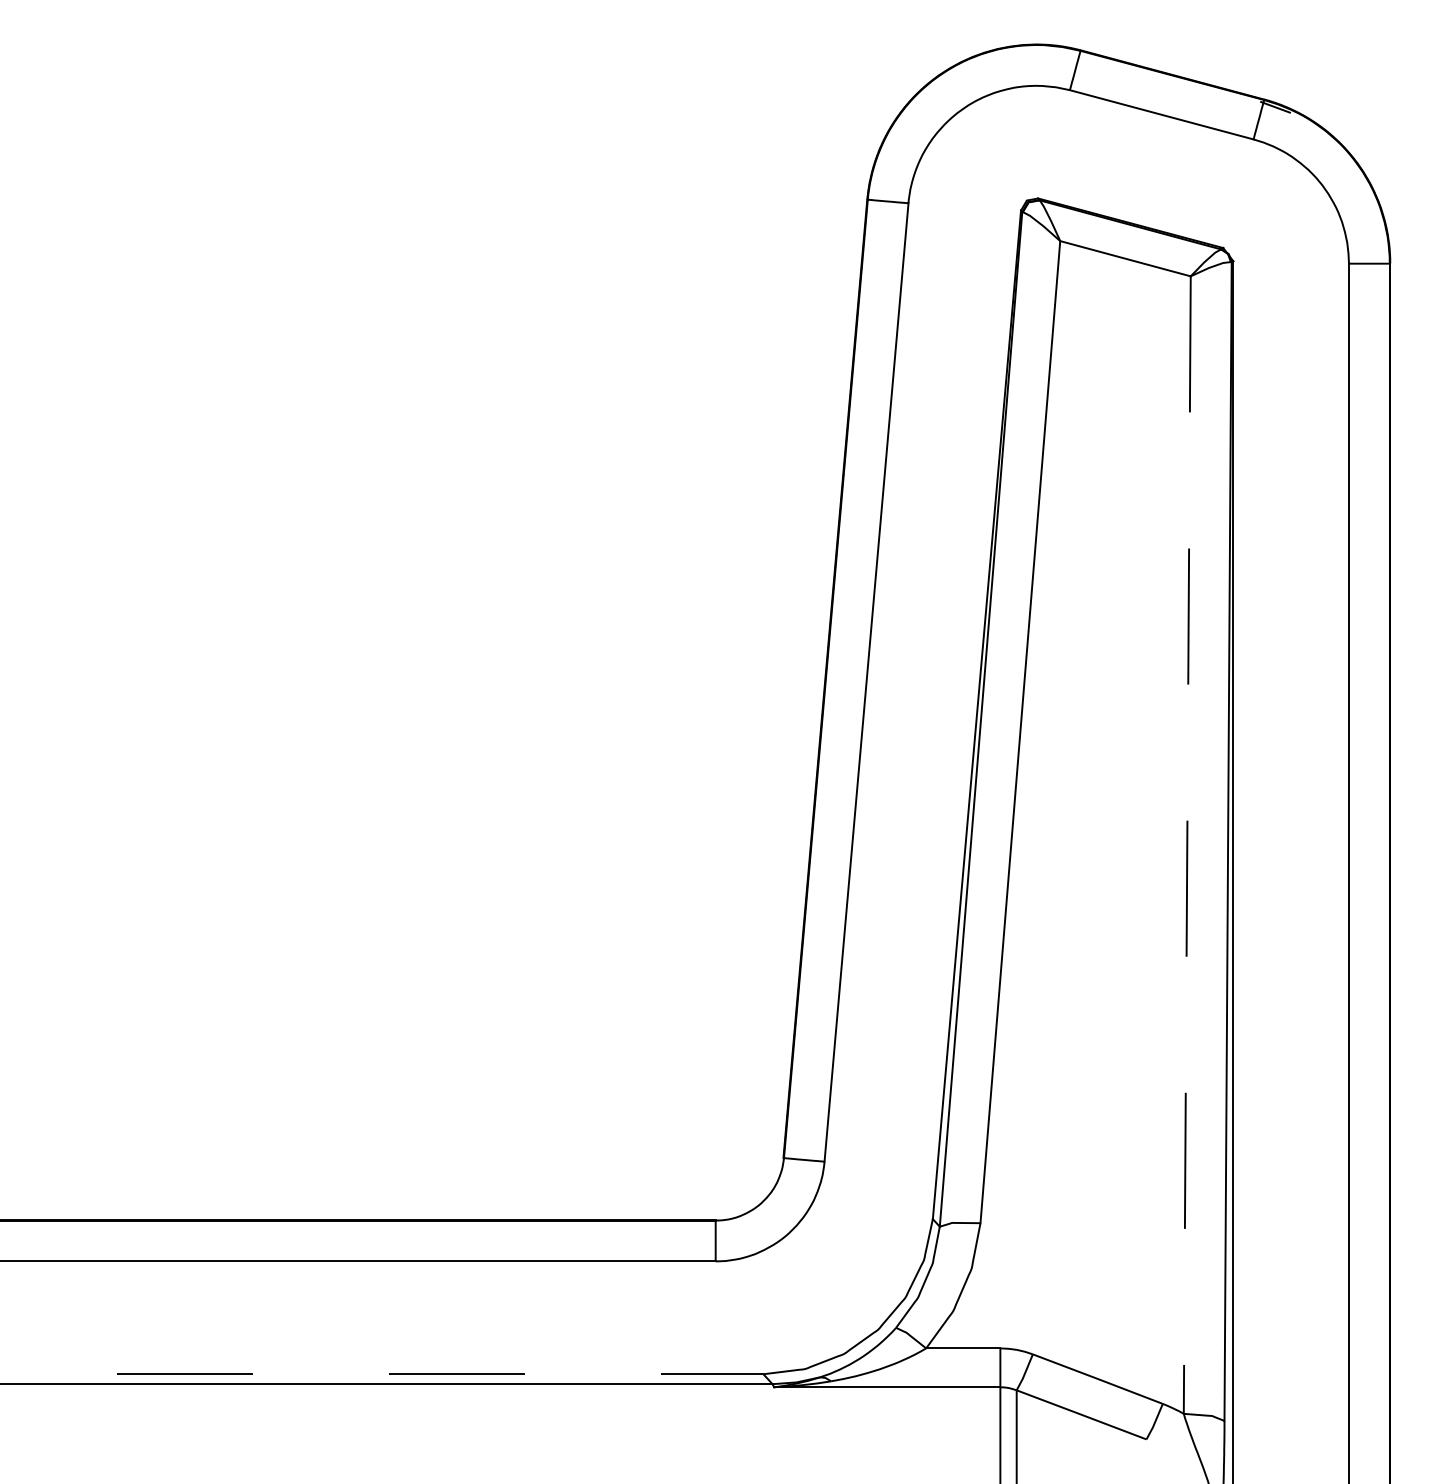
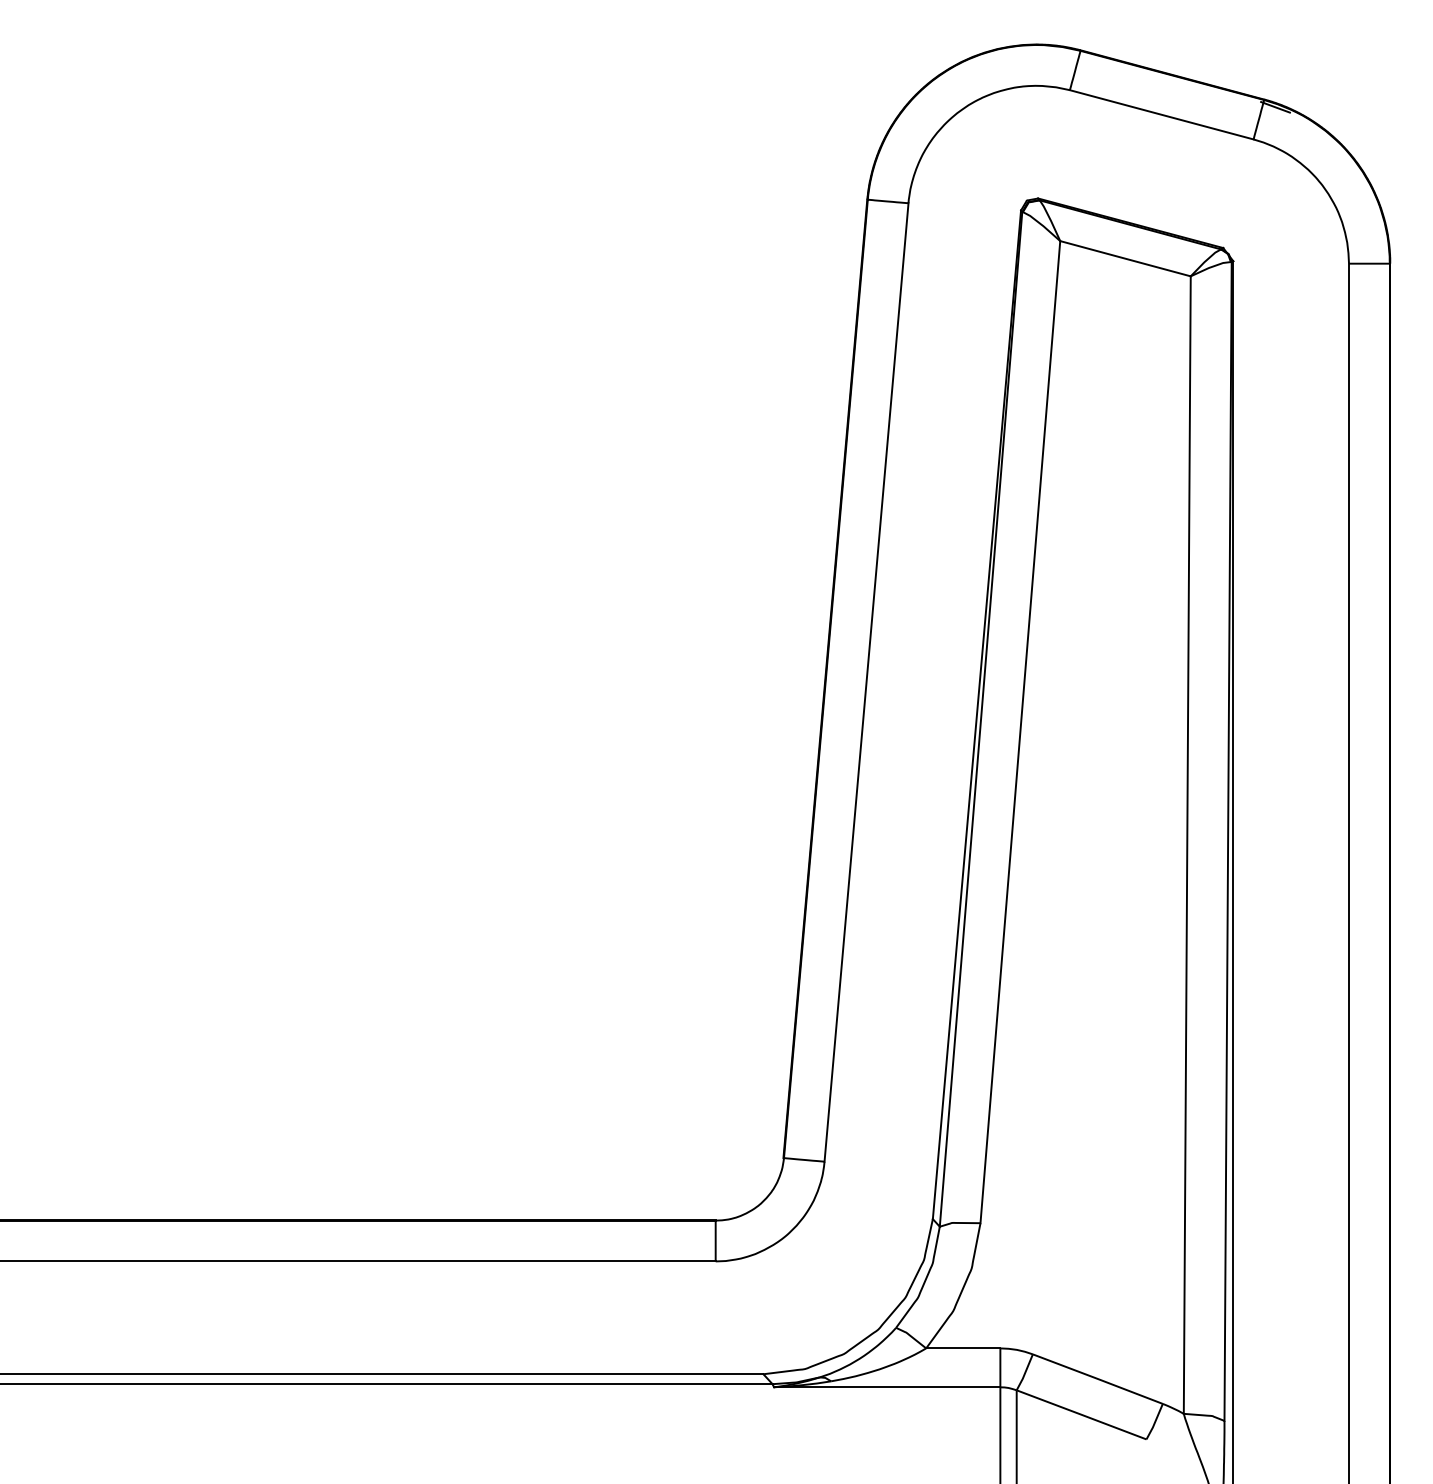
line: dashed -> solid (1187, 845)
line: dashed -> solid (382, 1374)
